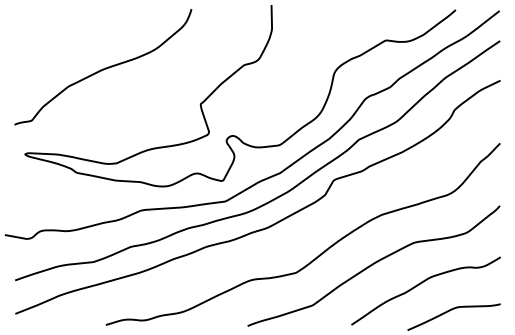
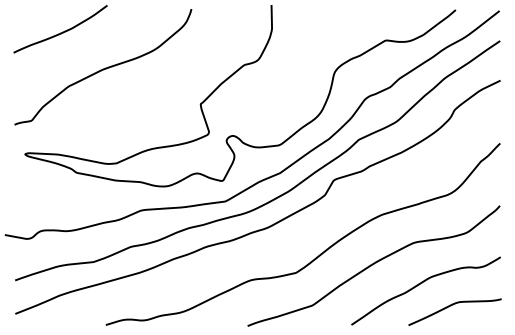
curve: none -> present (62, 31)
curve position: (450, 311) -> (451, 306) (451, 306)
